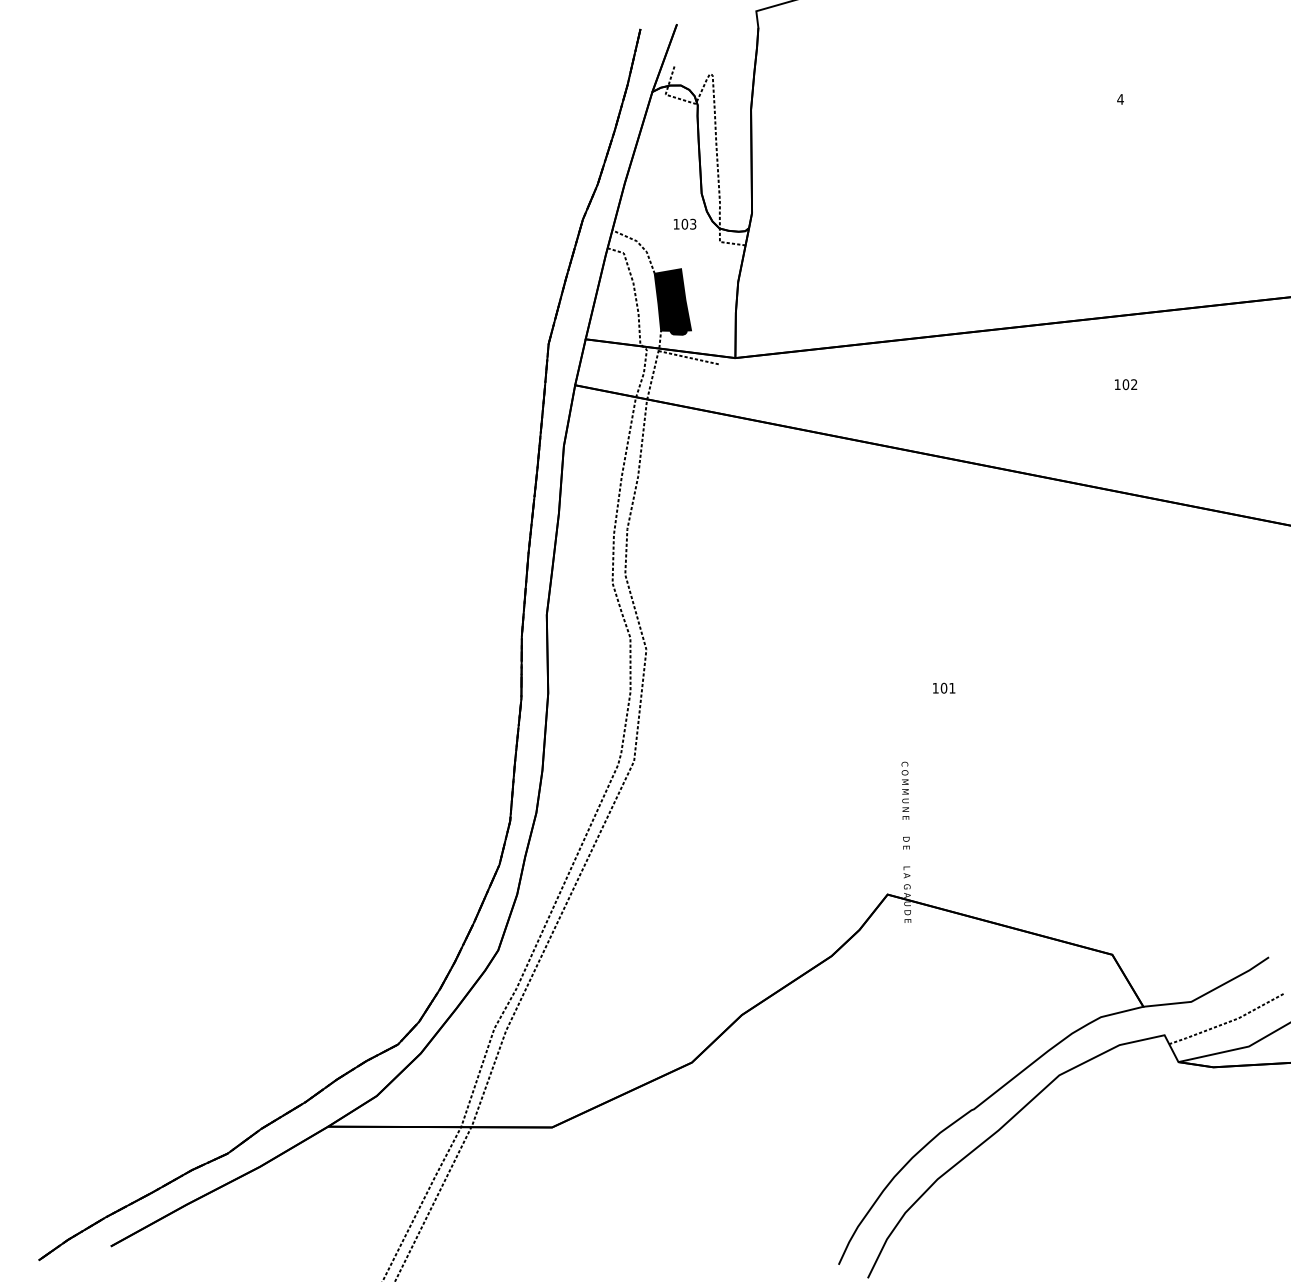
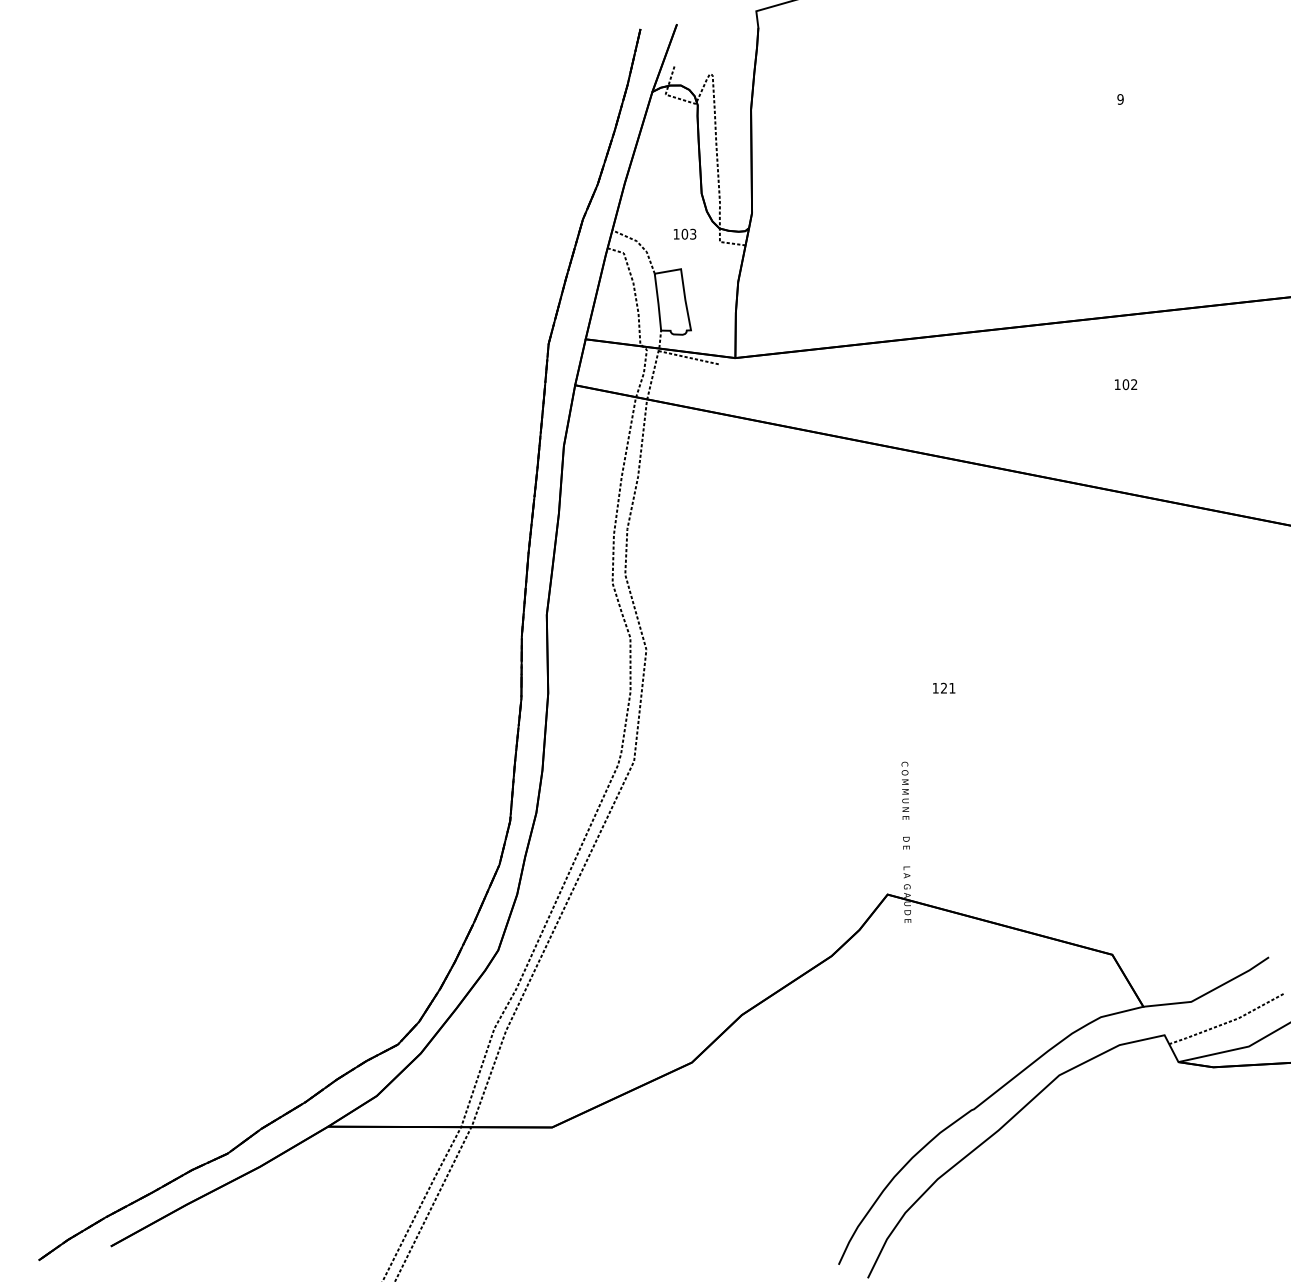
text: 4 -> 9 (1120, 99)
text position: (685, 223) -> (685, 233) (685, 233)
fill: present -> none (672, 301)
text: 101 -> 121 (943, 688)
